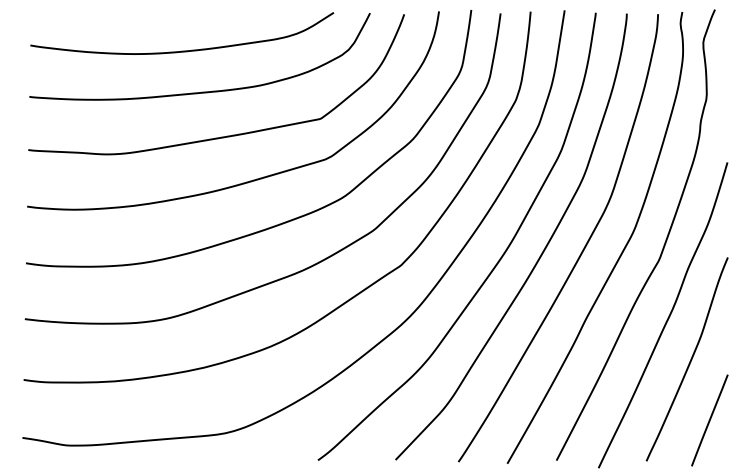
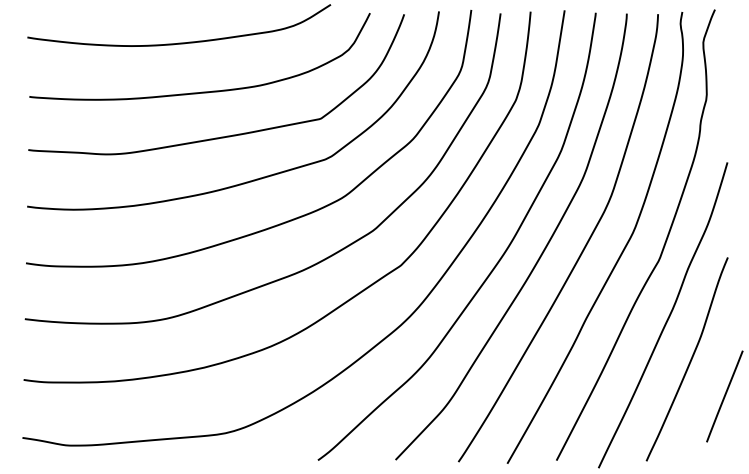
curve position: (182, 50) -> (179, 42) (179, 42)
line position: (709, 420) -> (724, 396) (724, 396)
